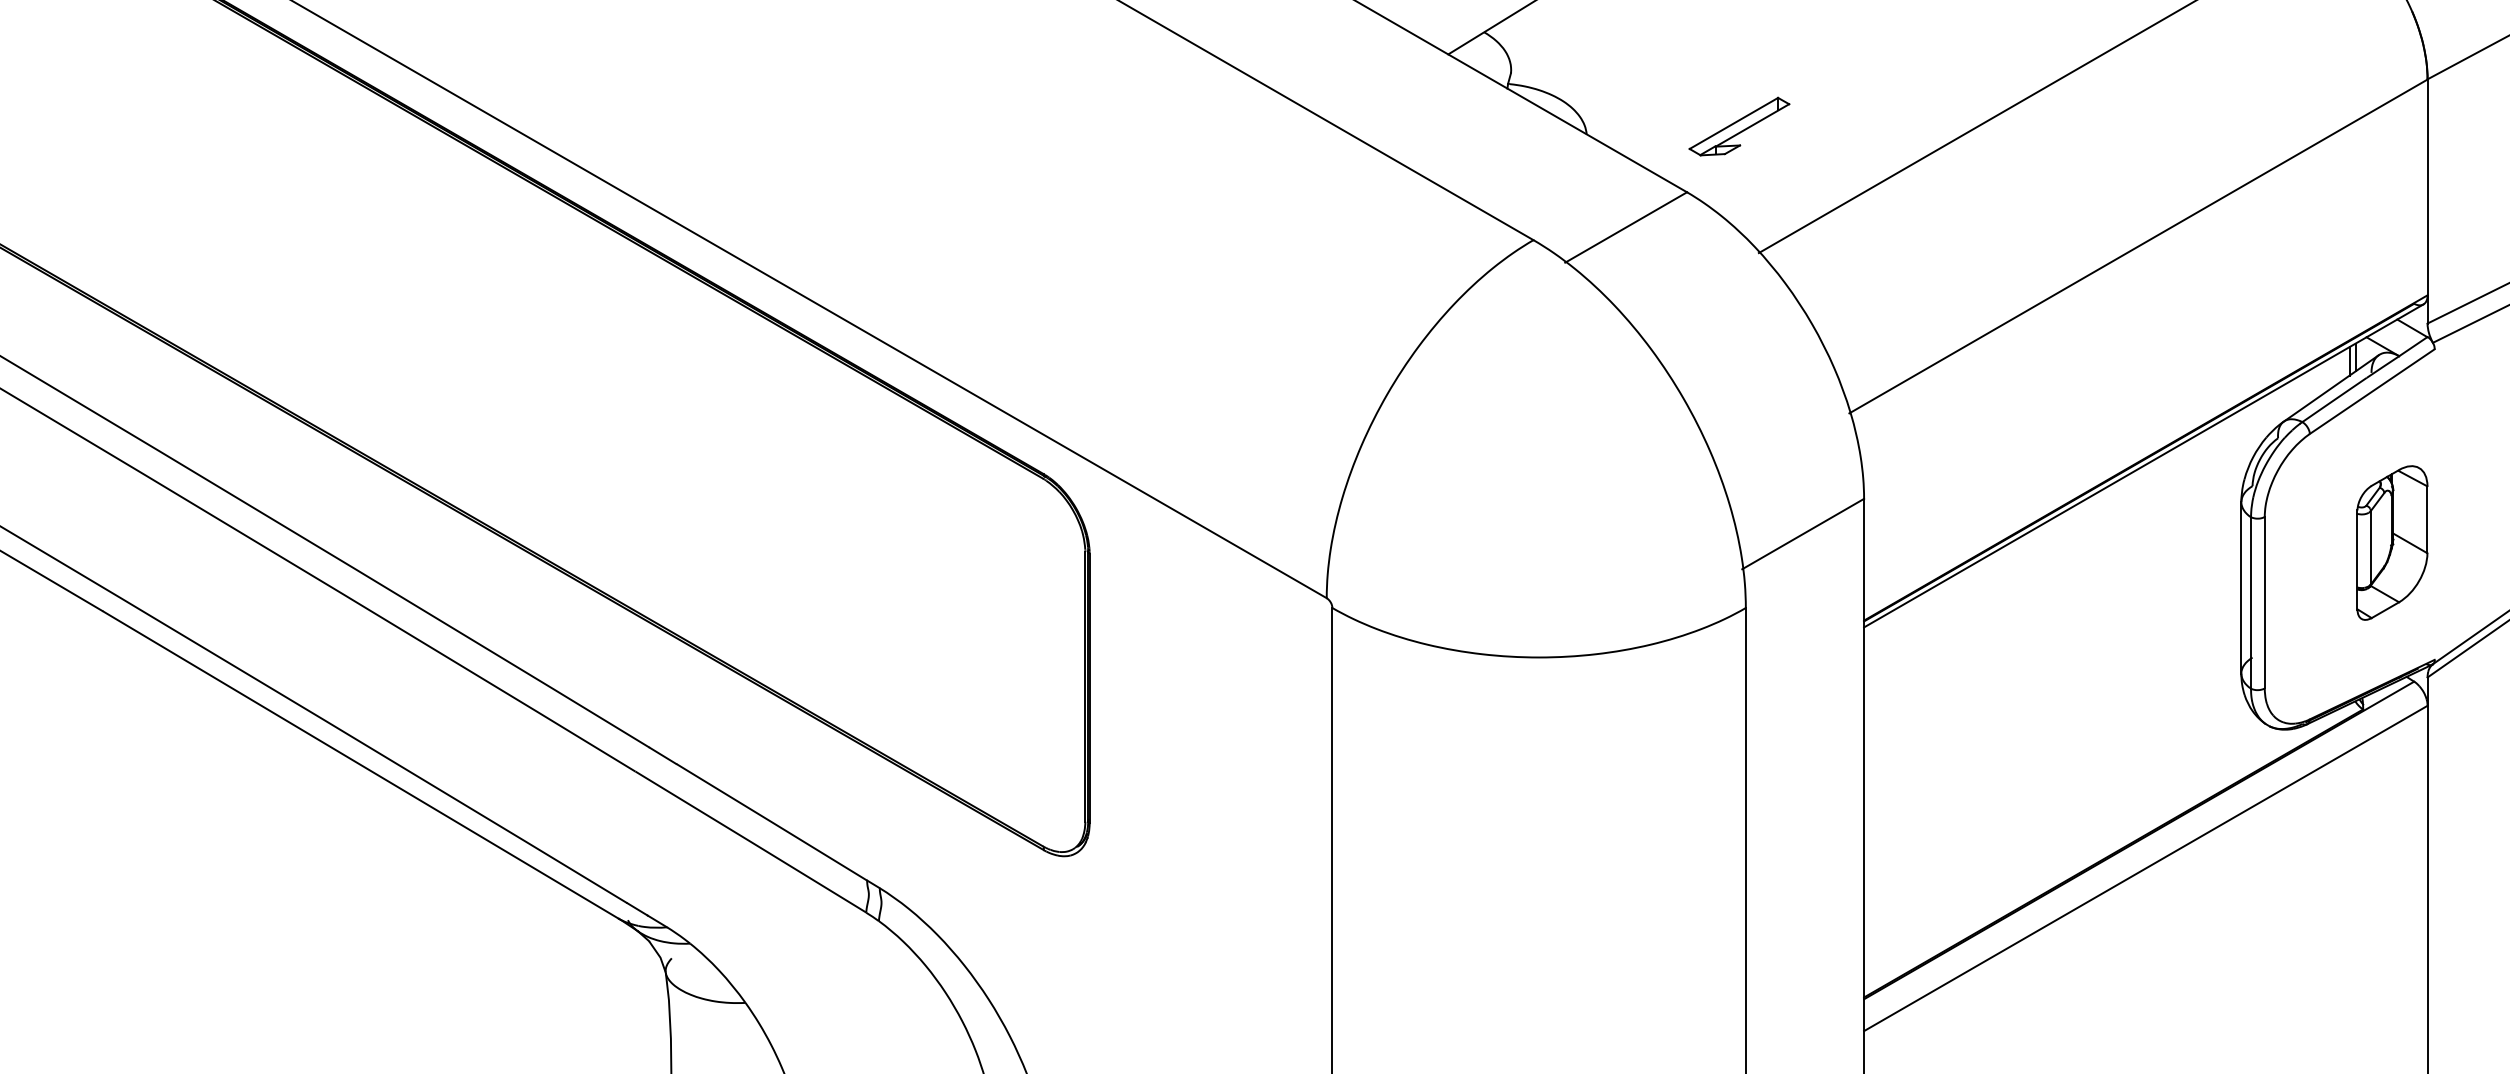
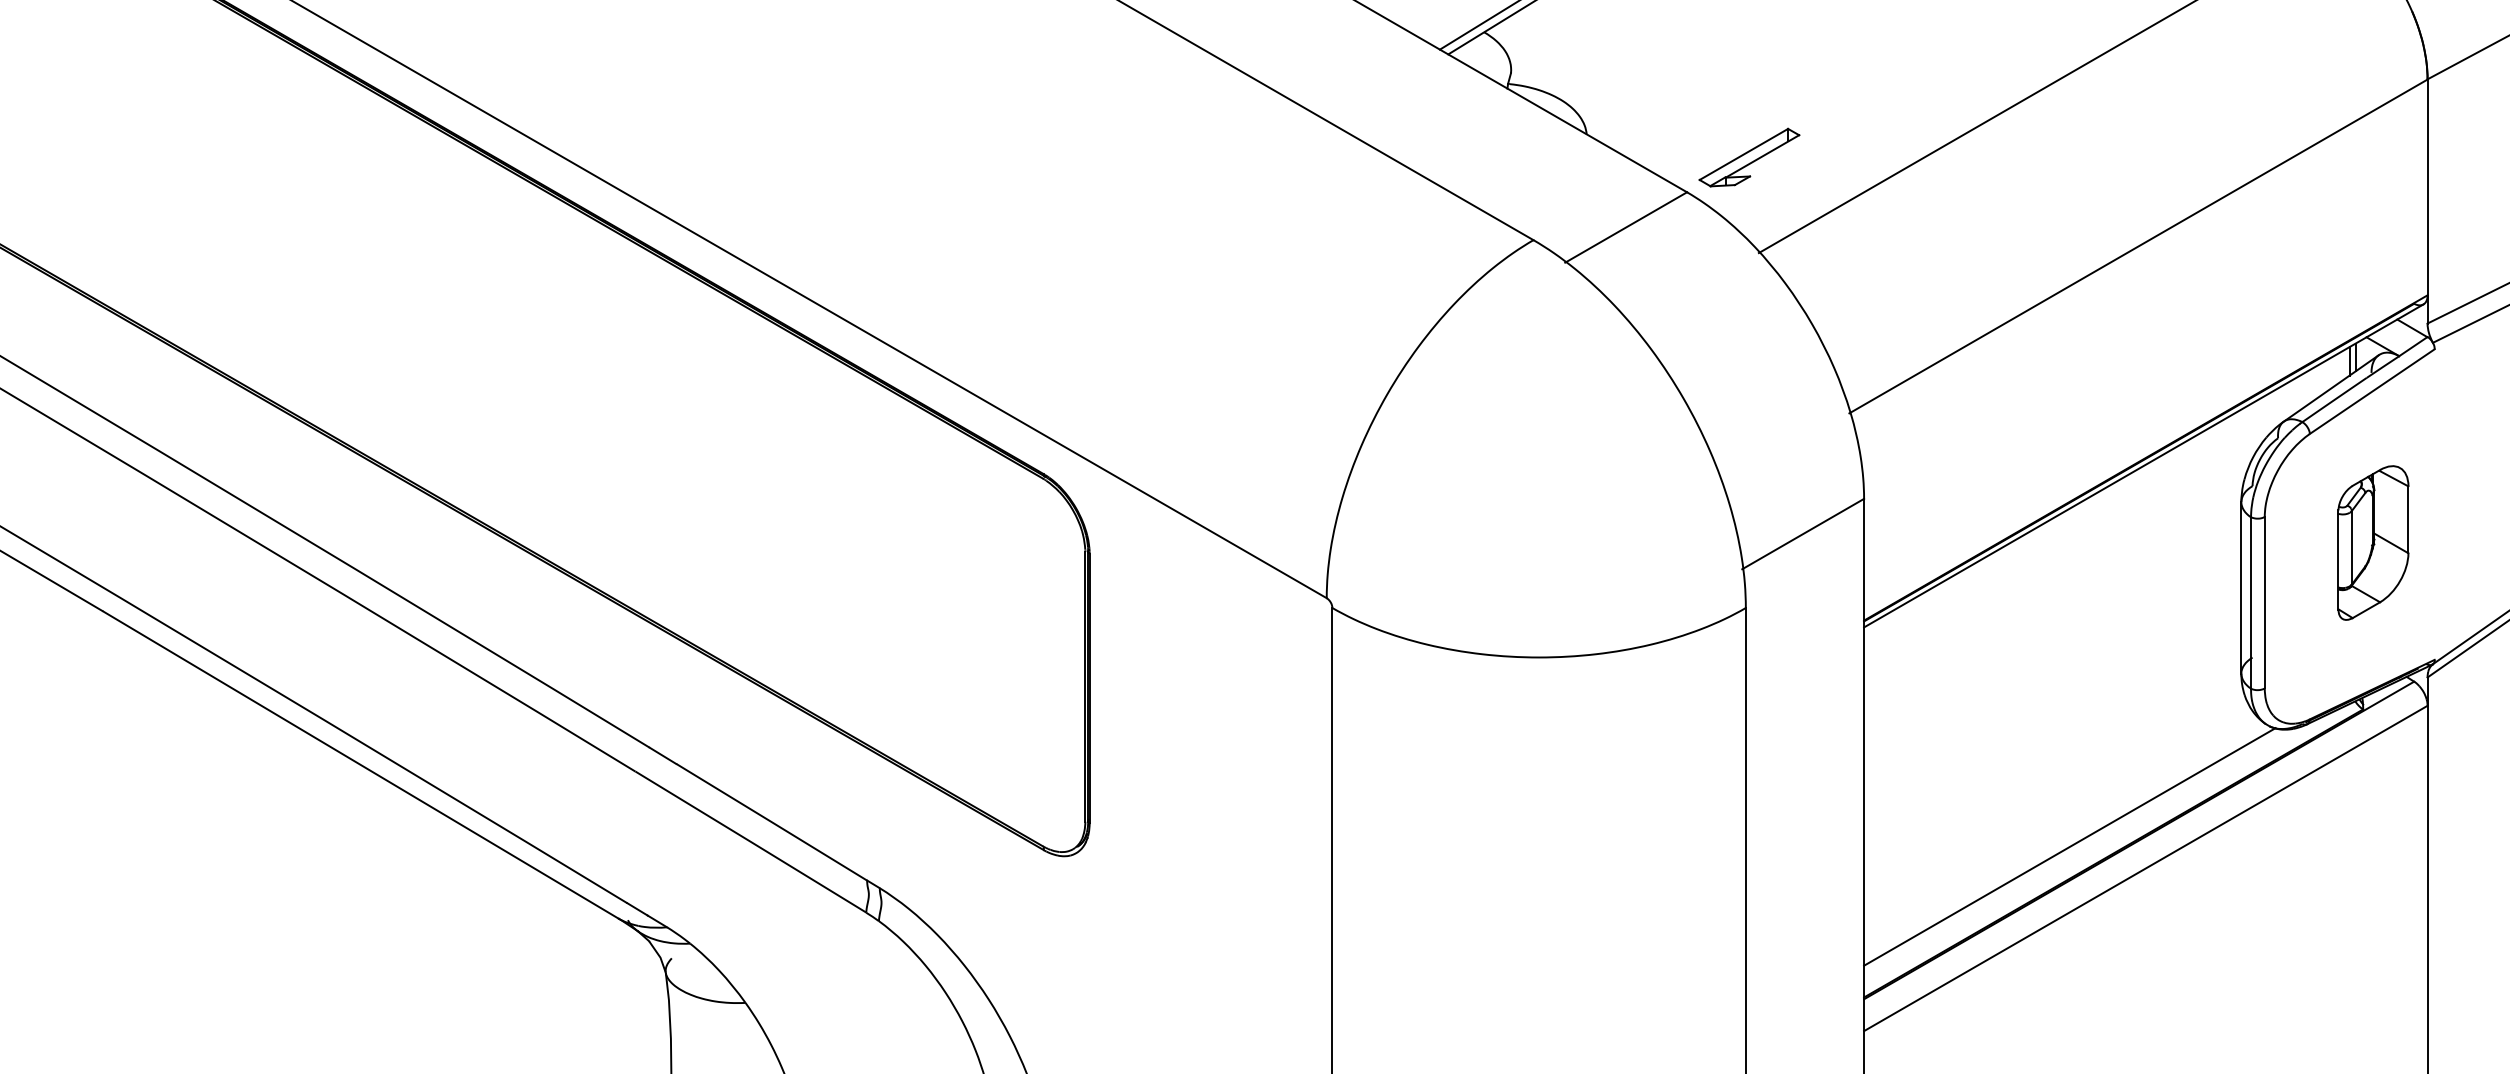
line: none -> present (1477, 25)
part position: (1739, 126) -> (1749, 157) (1749, 157)
part position: (2392, 542) -> (2373, 542) (2373, 542)
line: none -> present (2069, 846)
